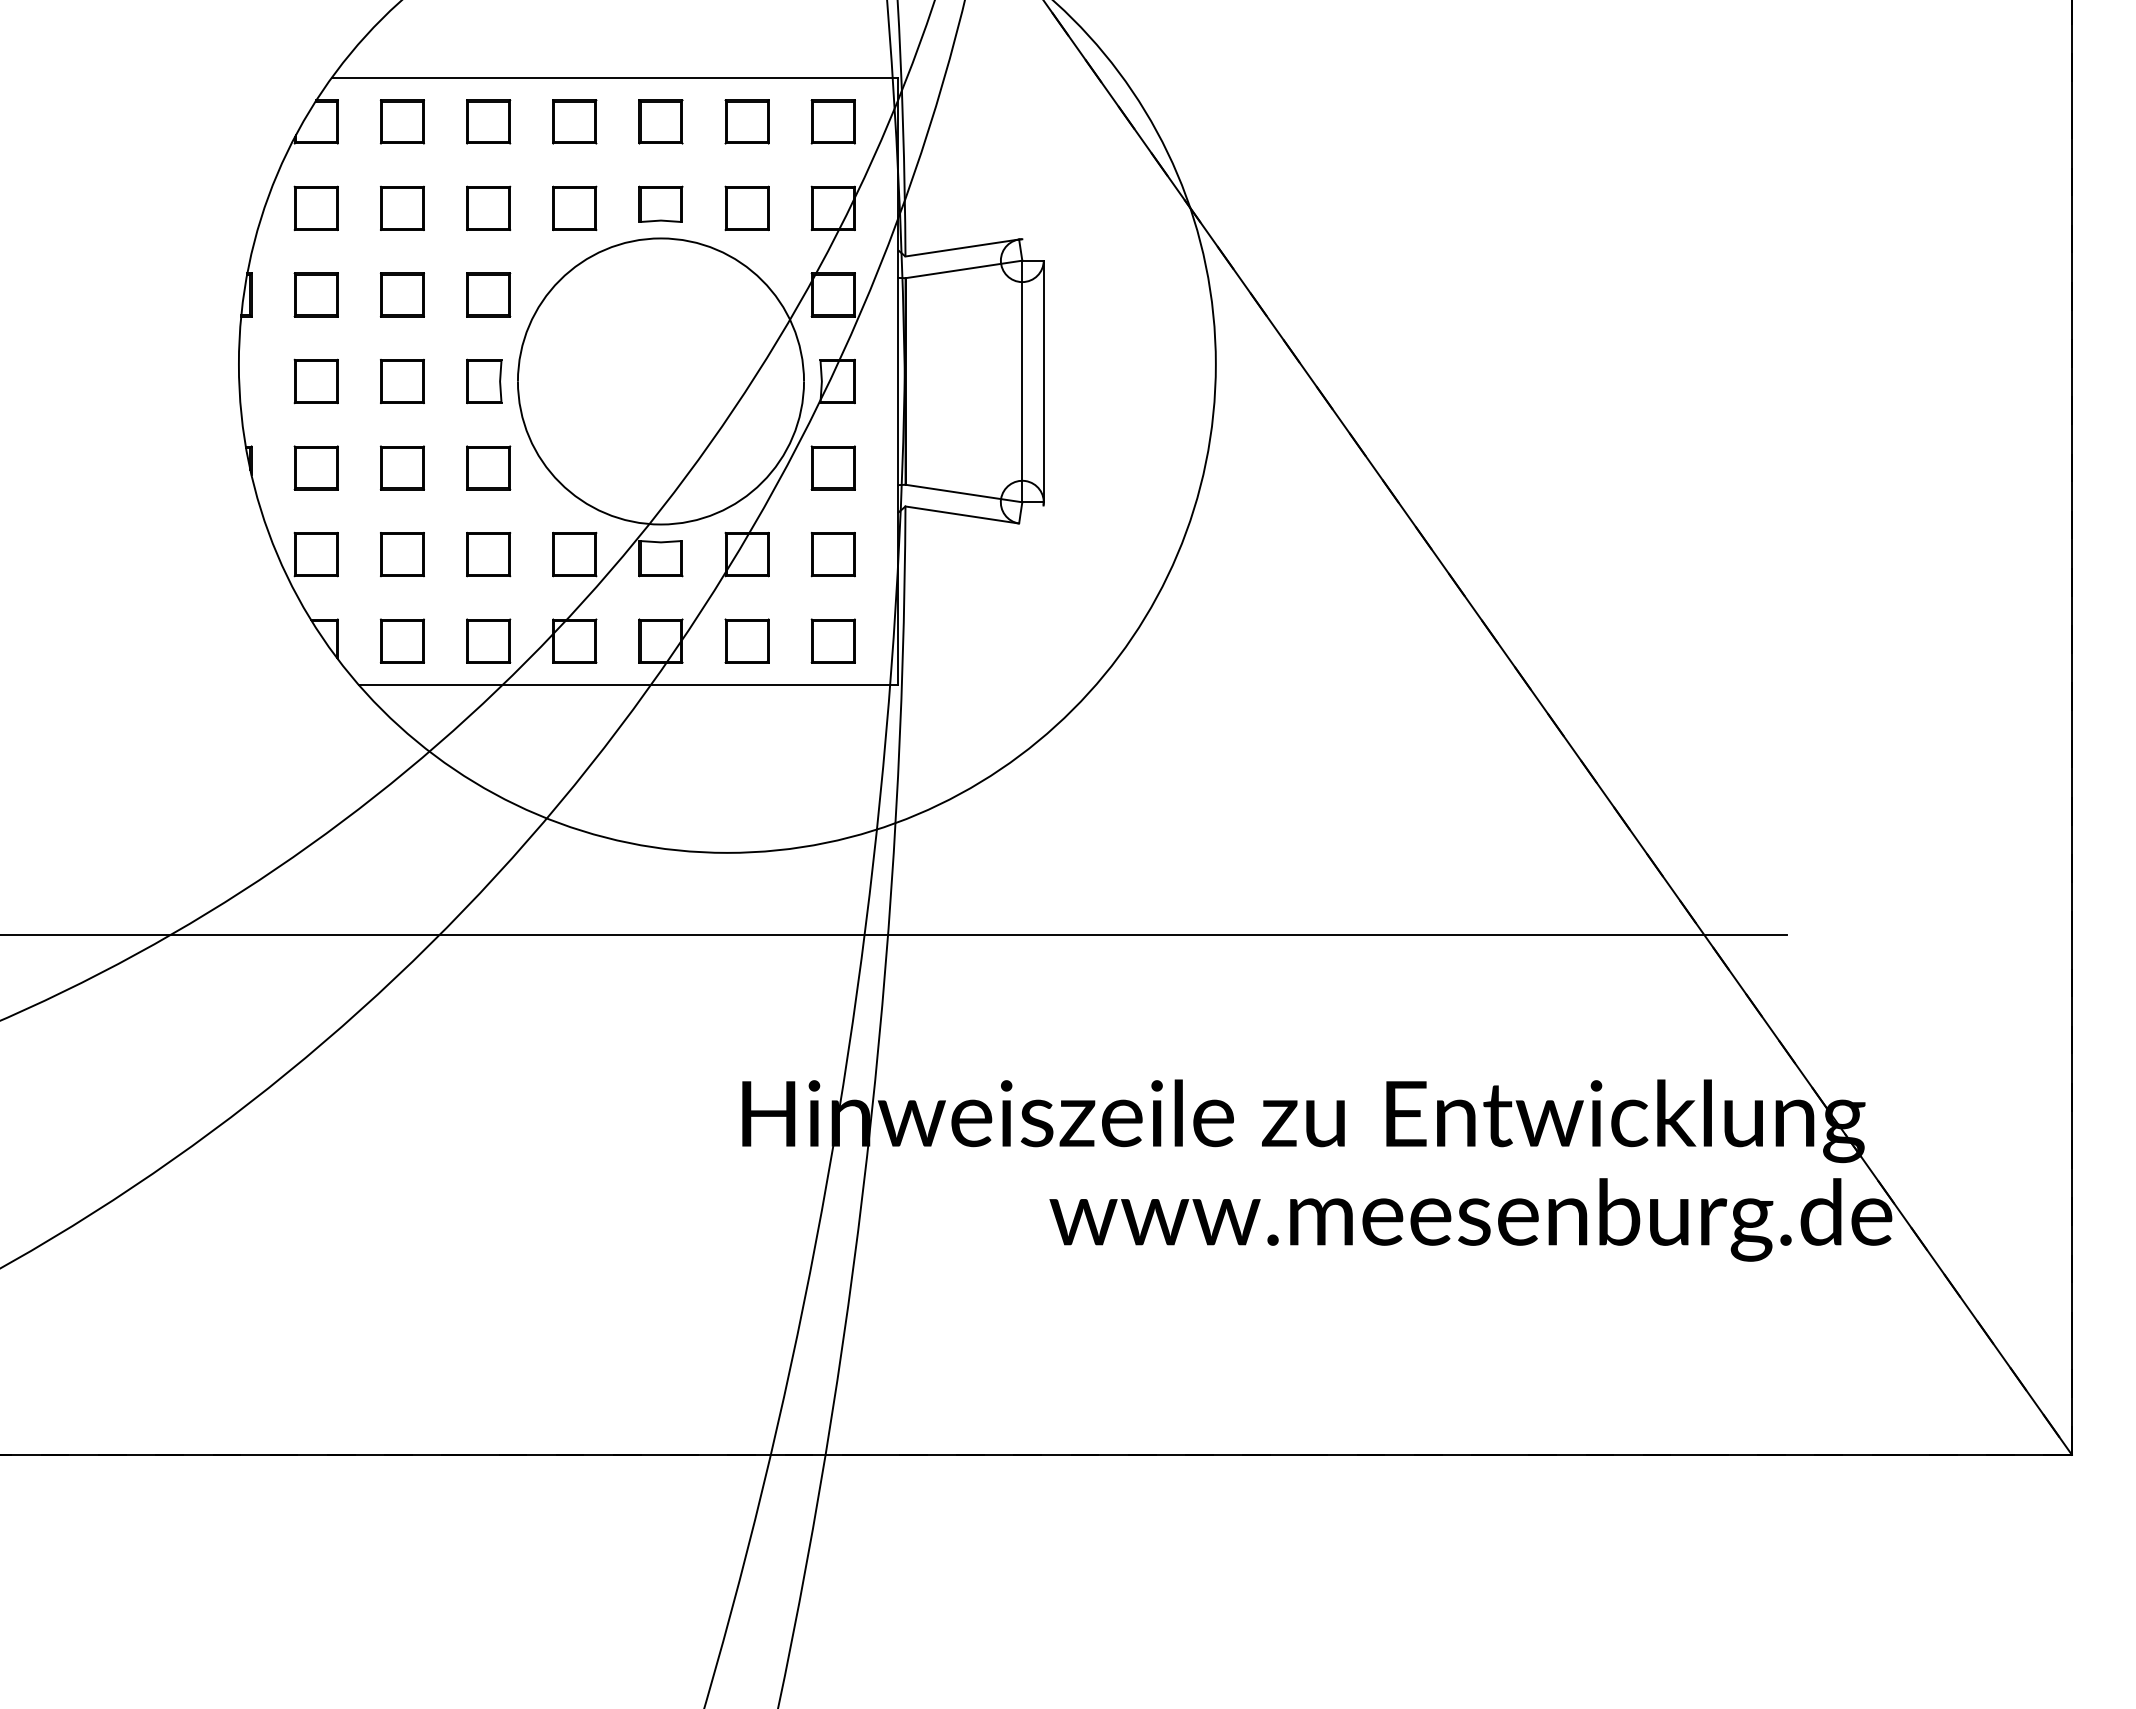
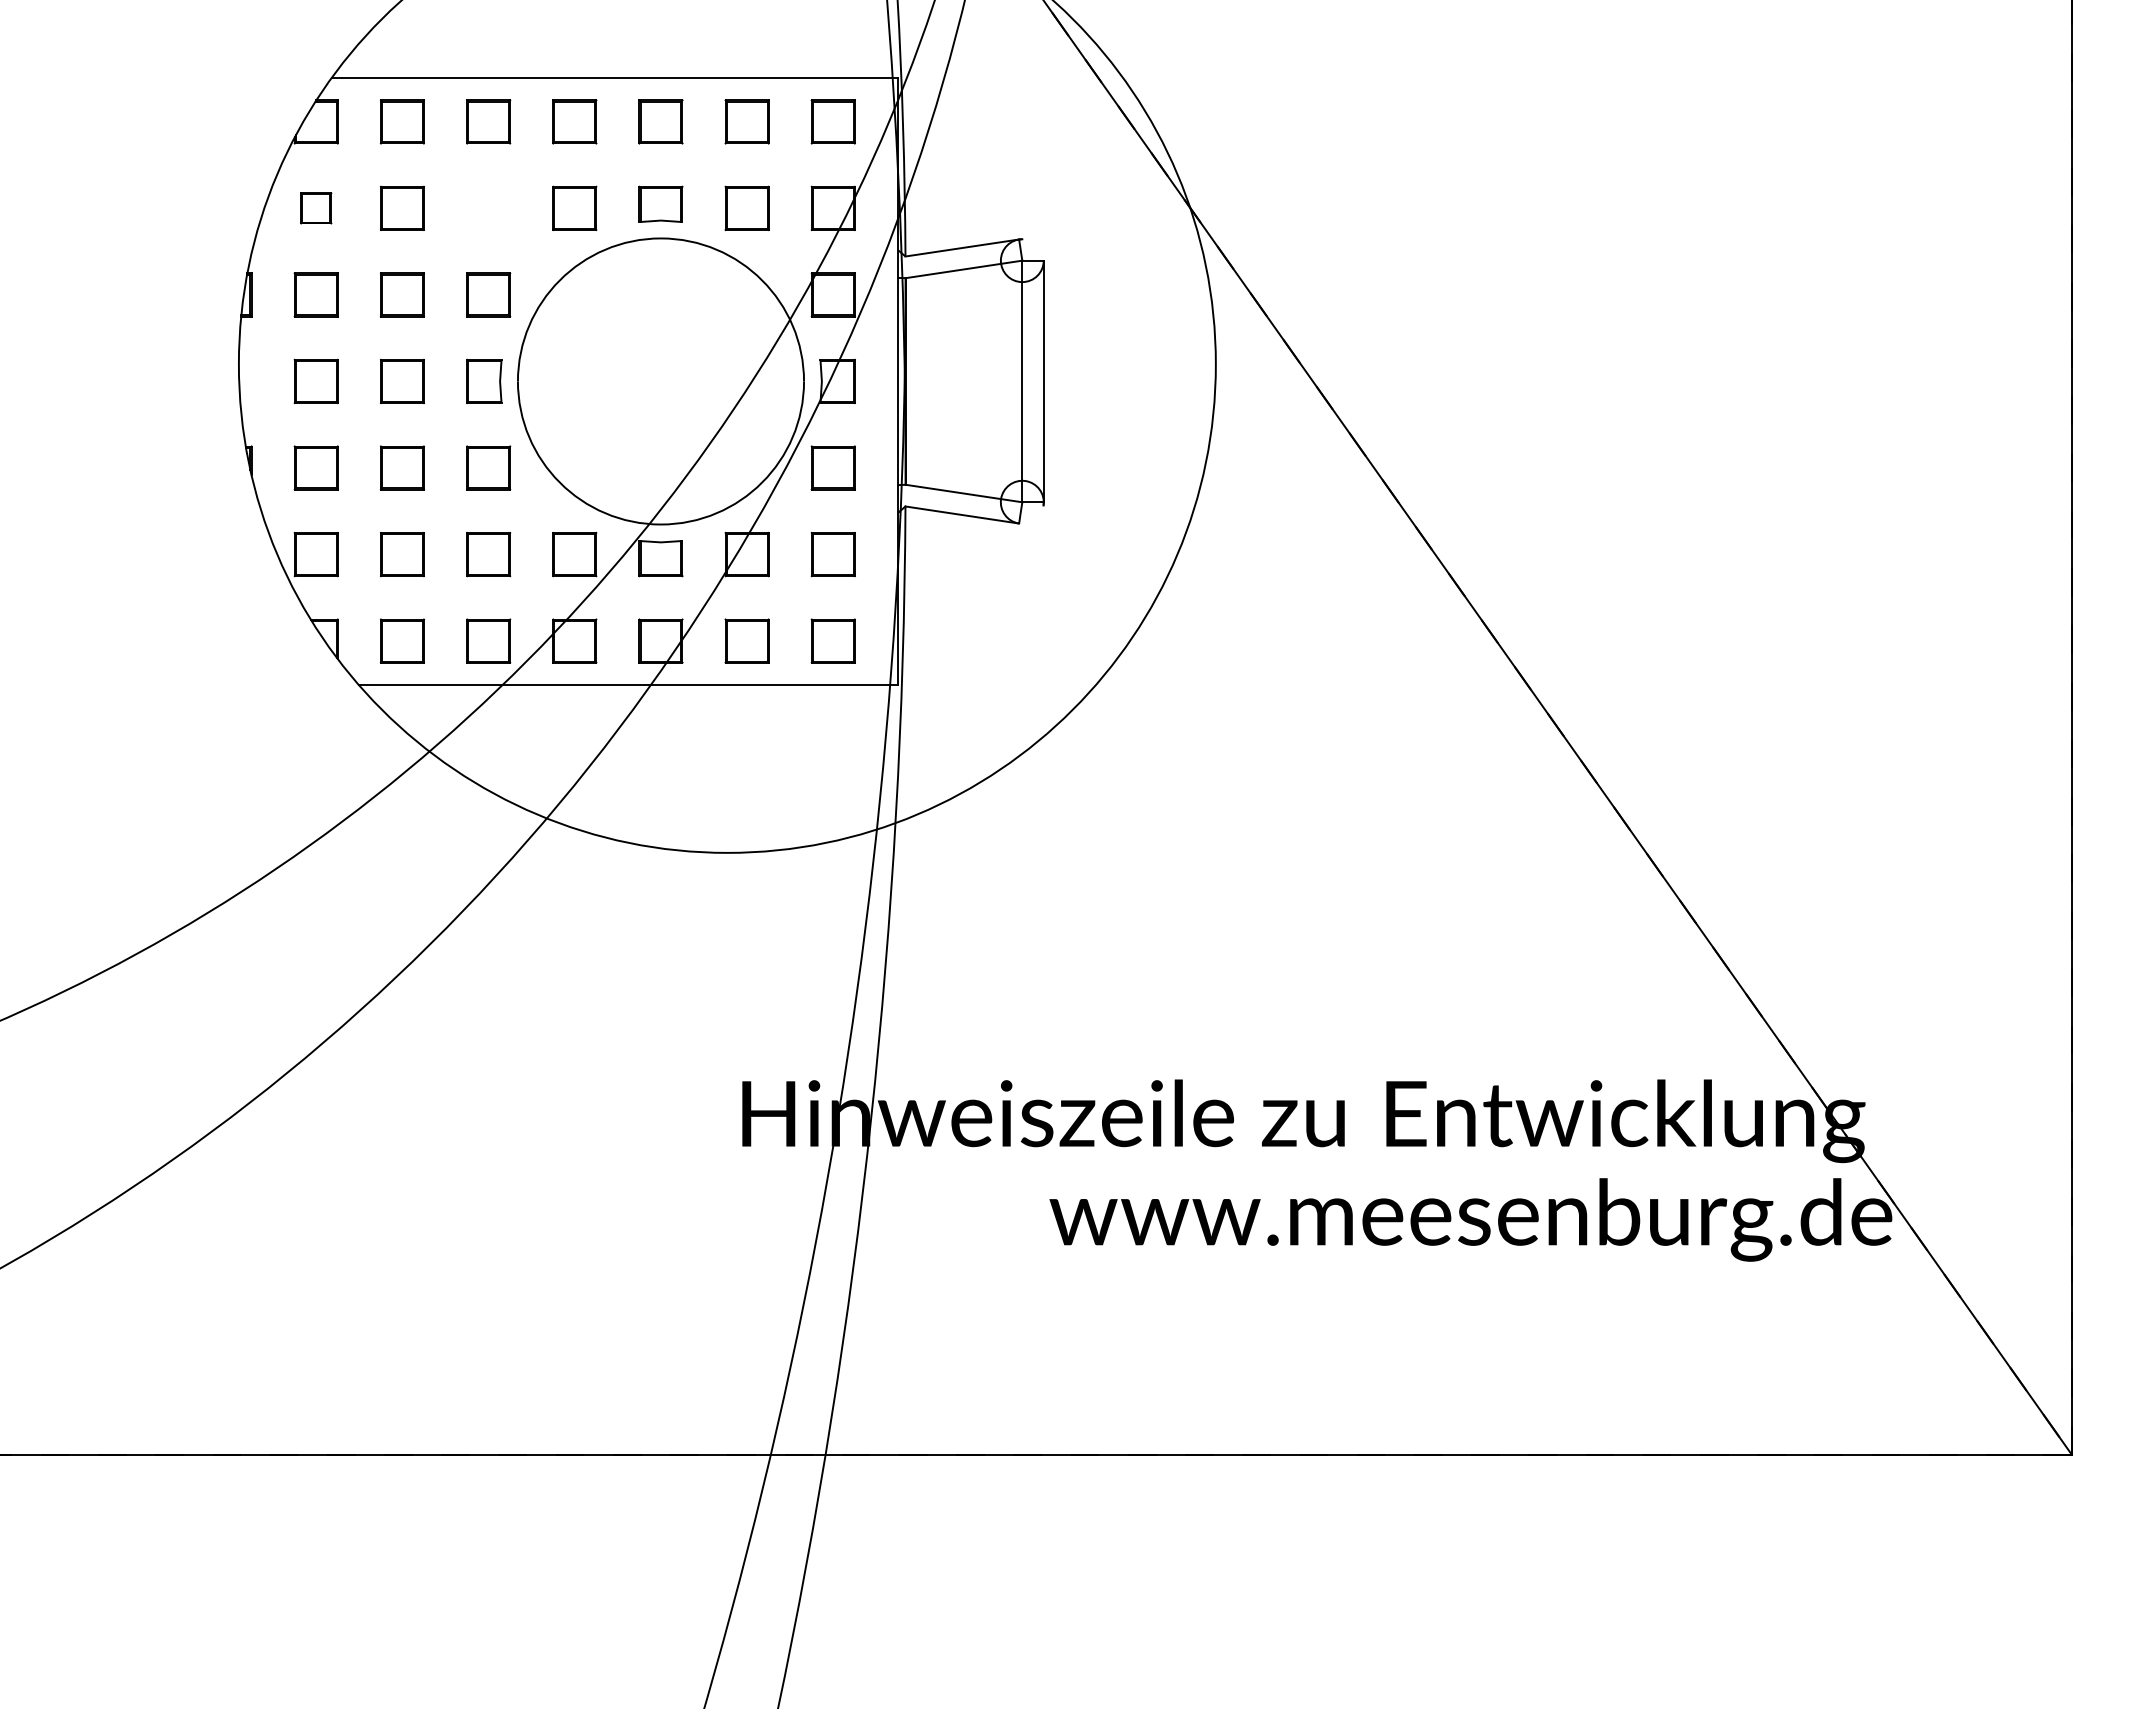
part size: 46x46 px -> 33x33 px (316, 208)
part: present -> none (488, 207)
line: present -> none (894, 934)
